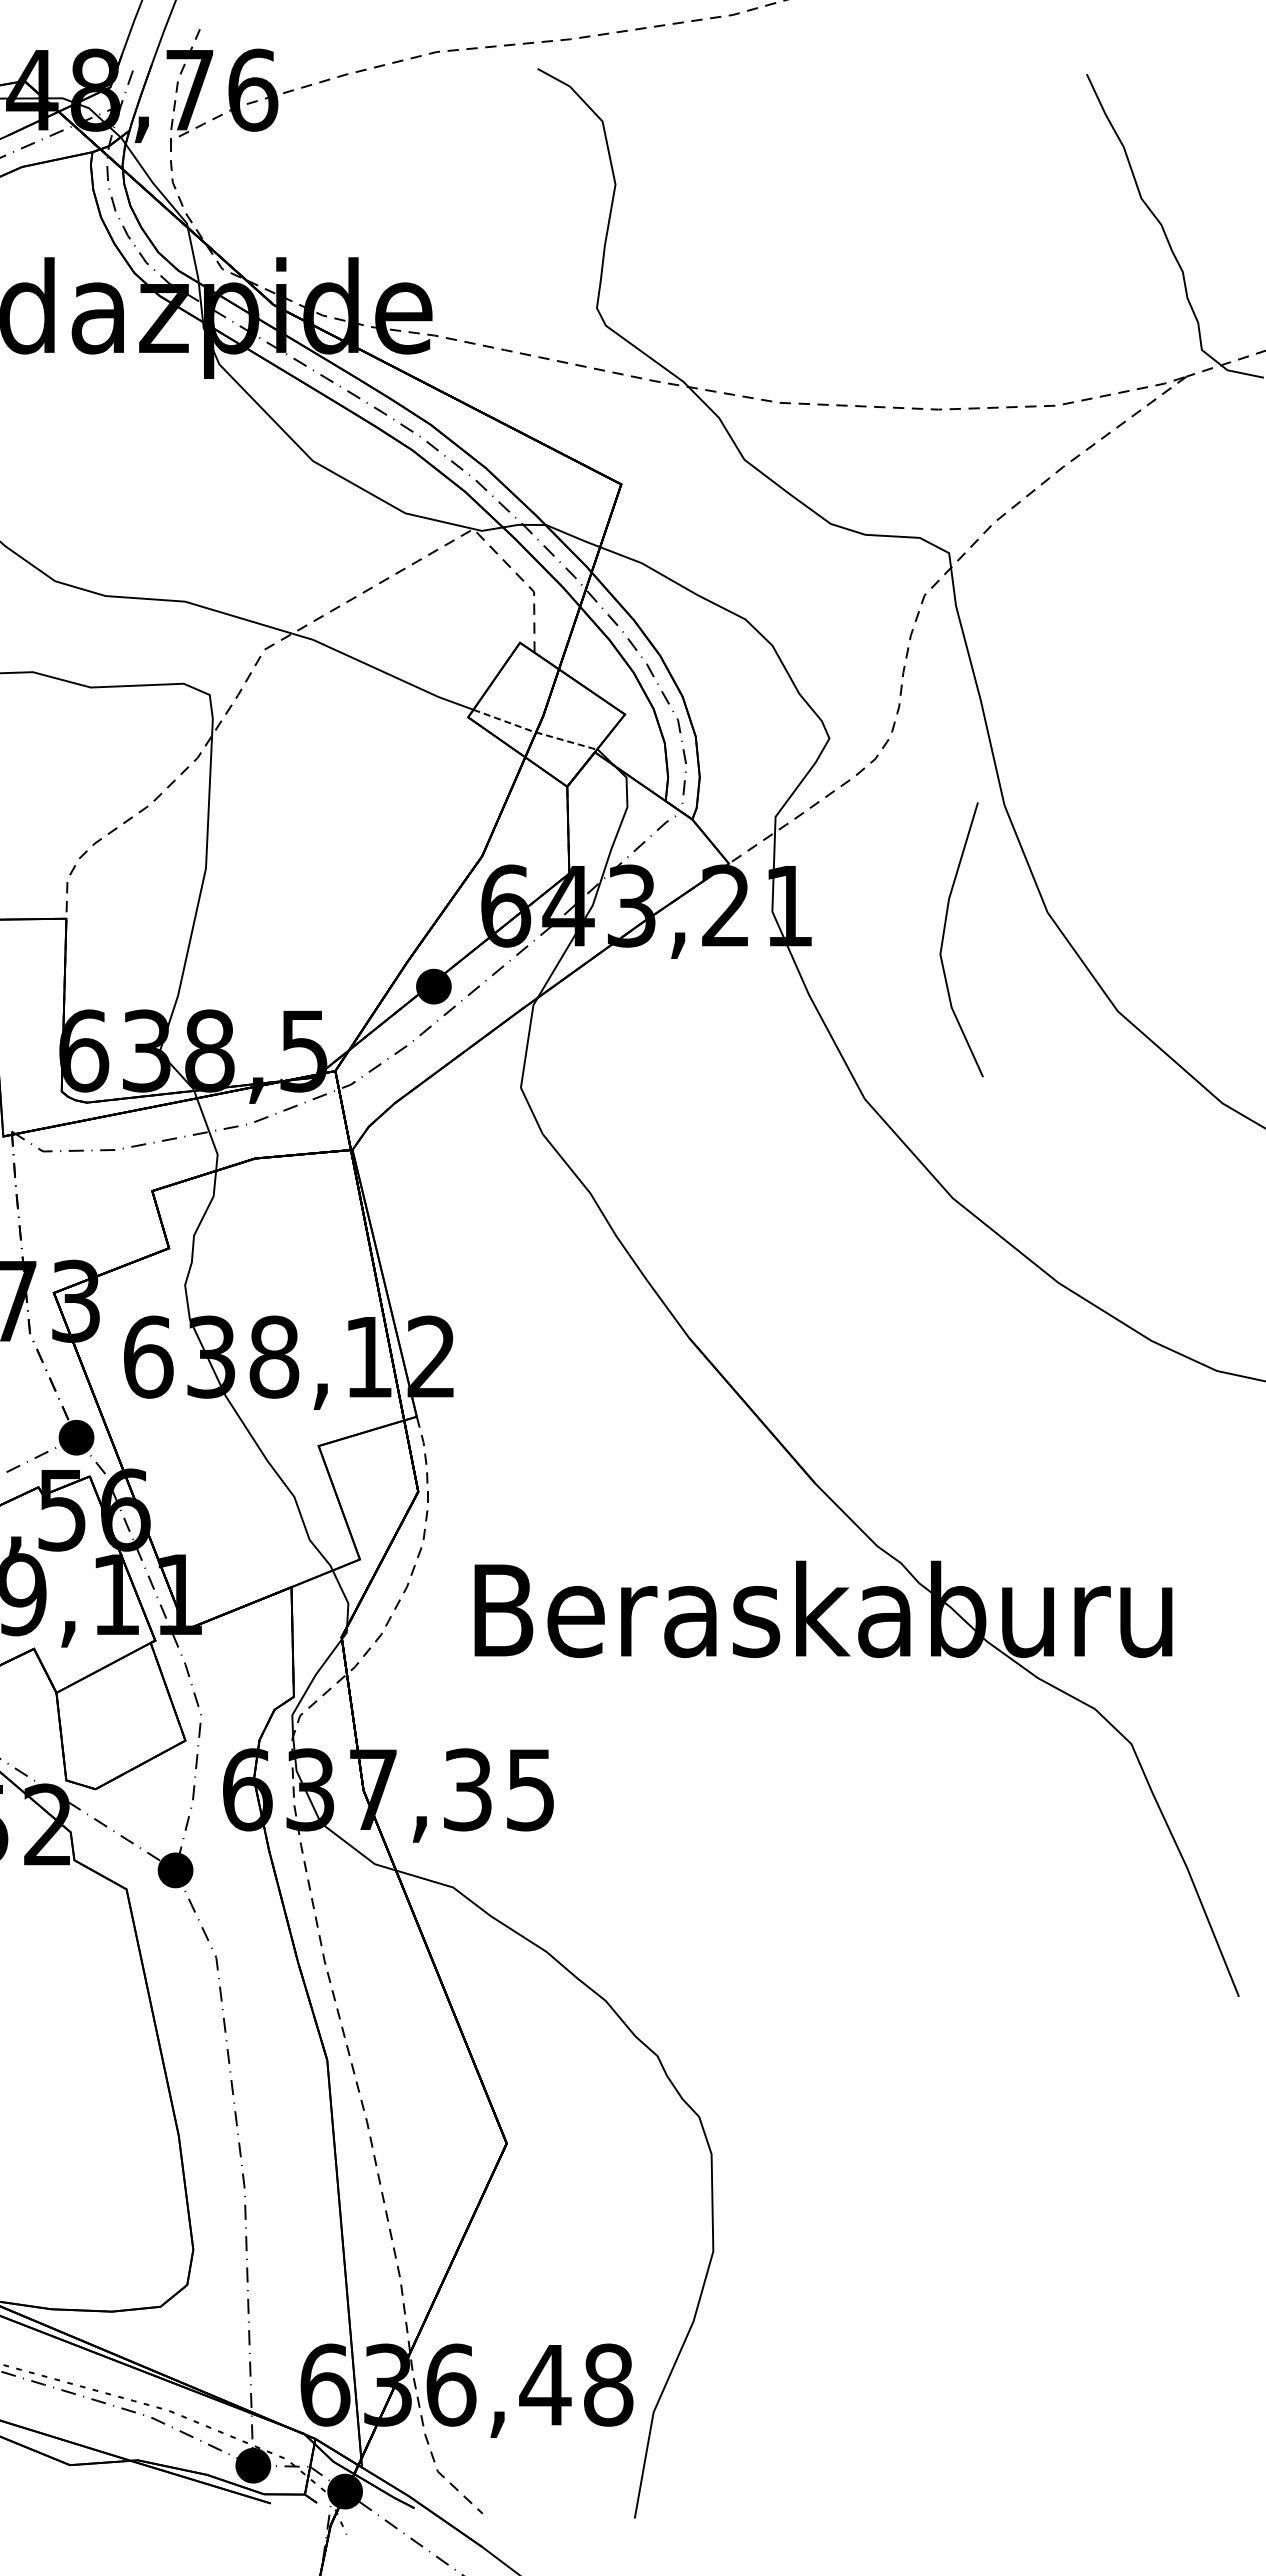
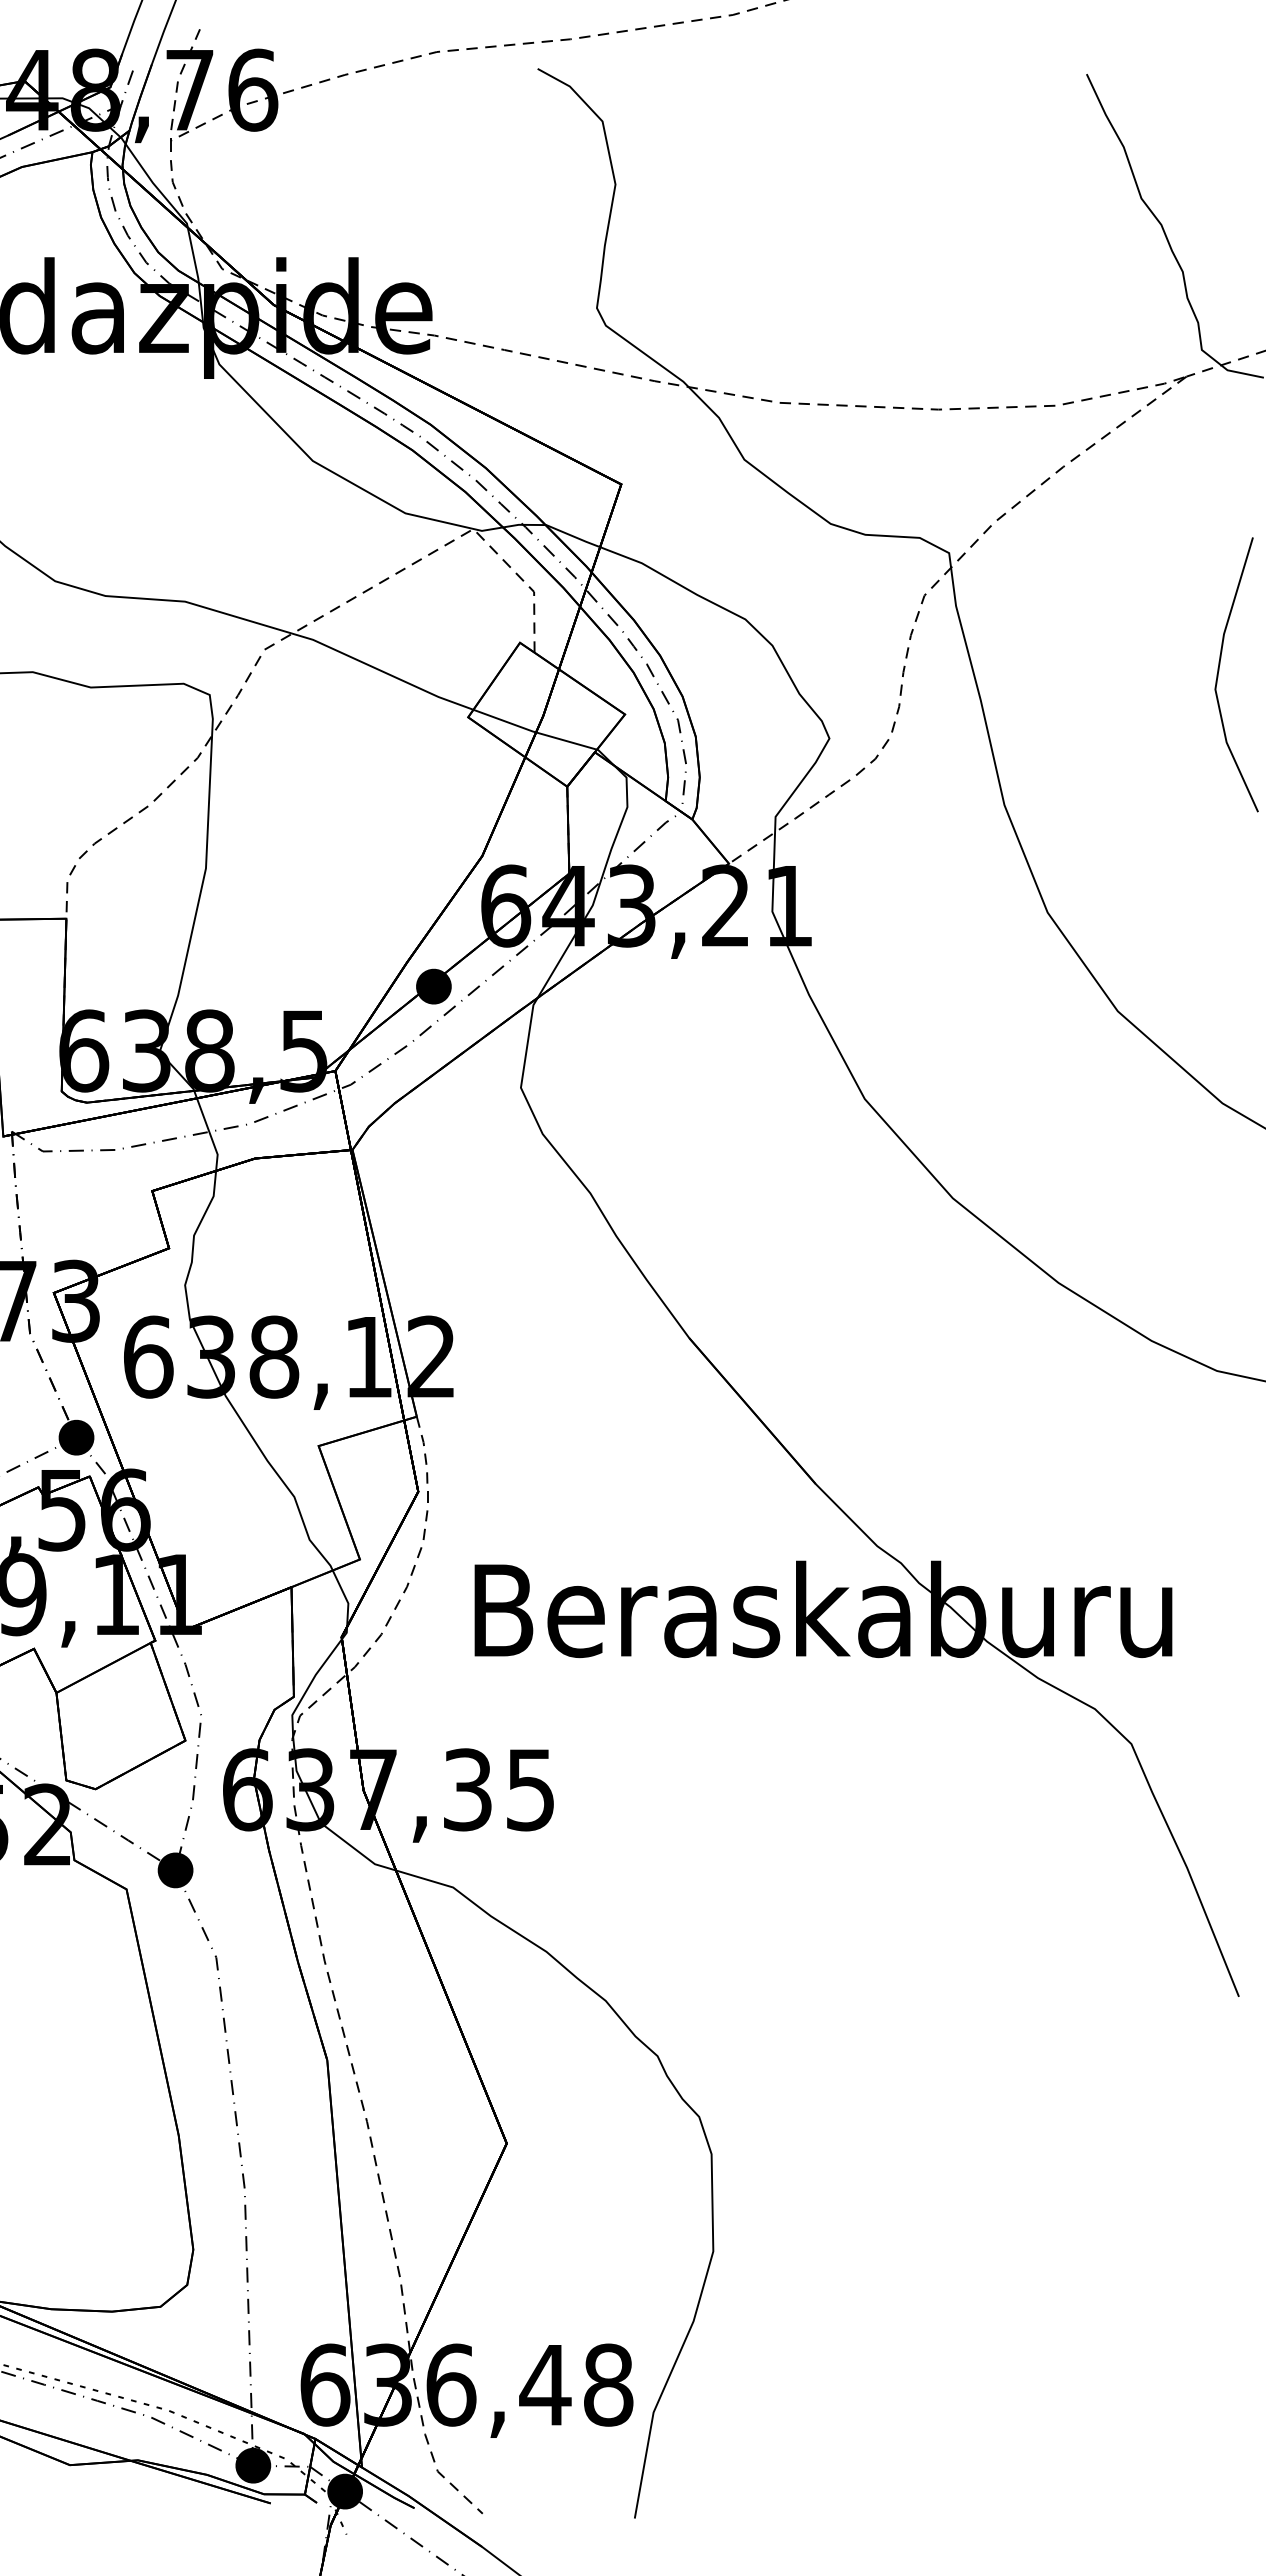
line: dashed -> solid (533, 731)
line position: (944, 936) -> (1219, 671) (1219, 671)
